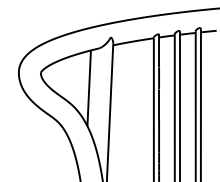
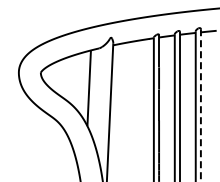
line: solid -> dashed (200, 105)
